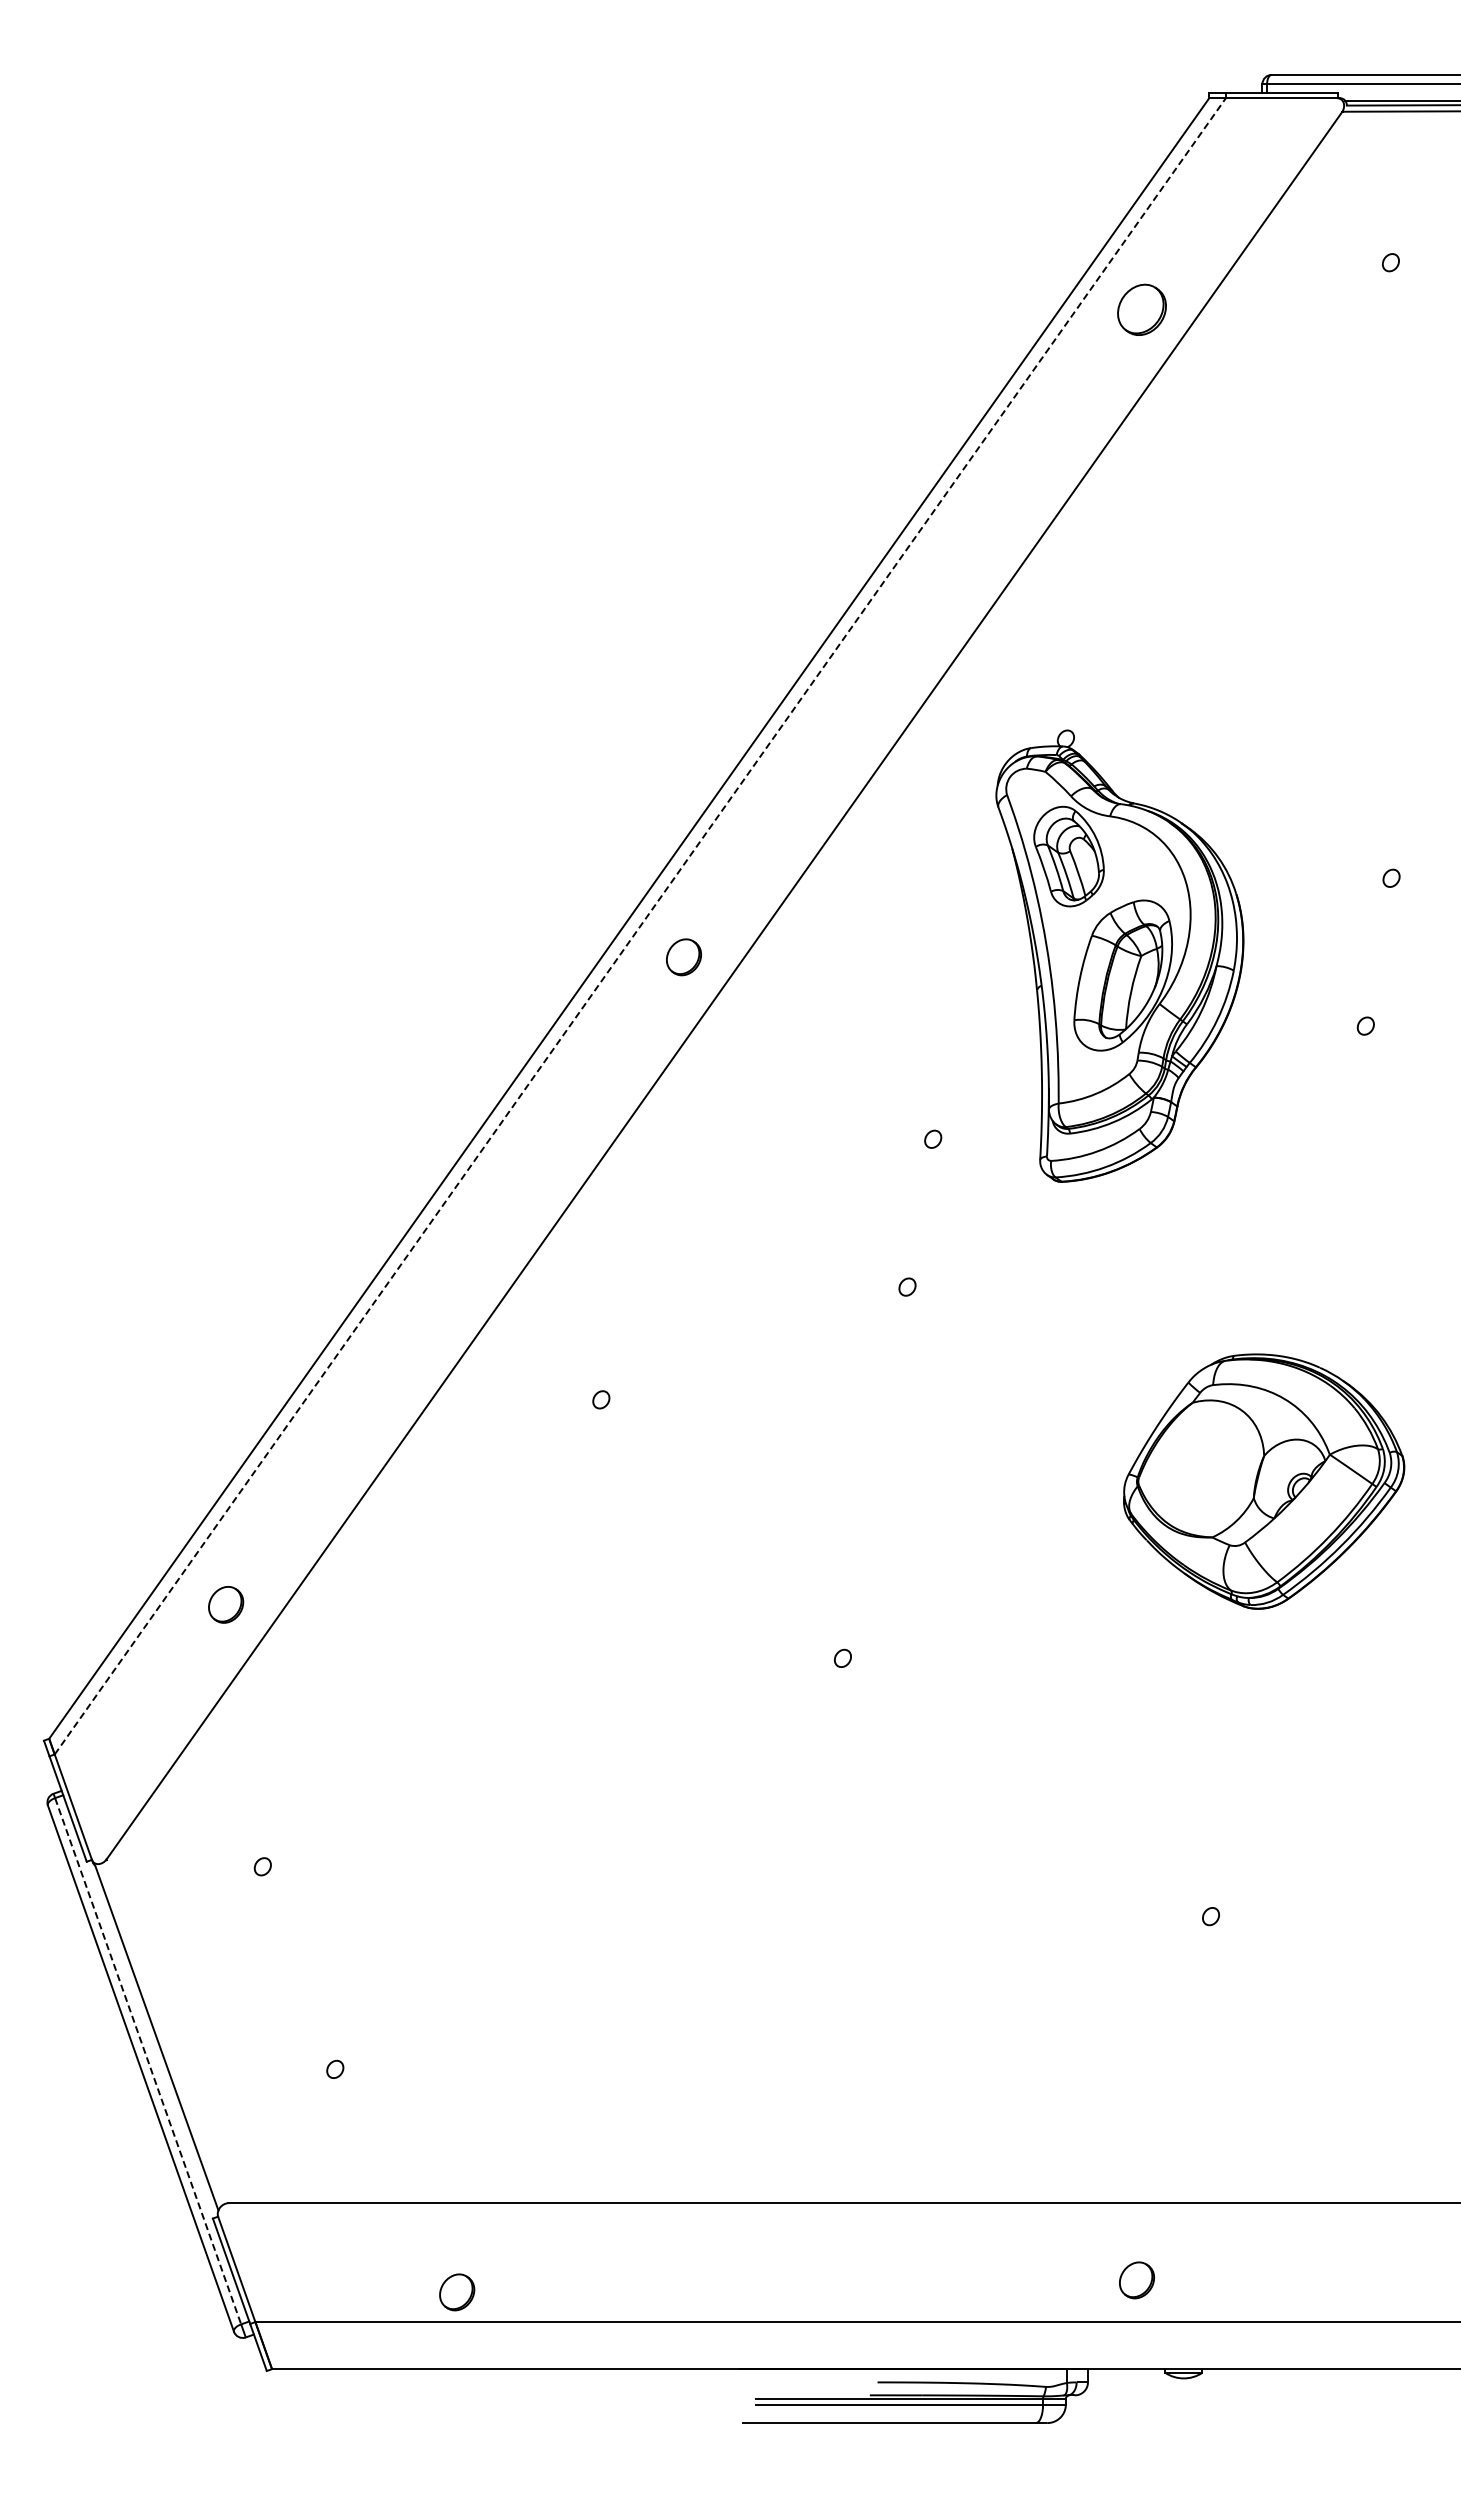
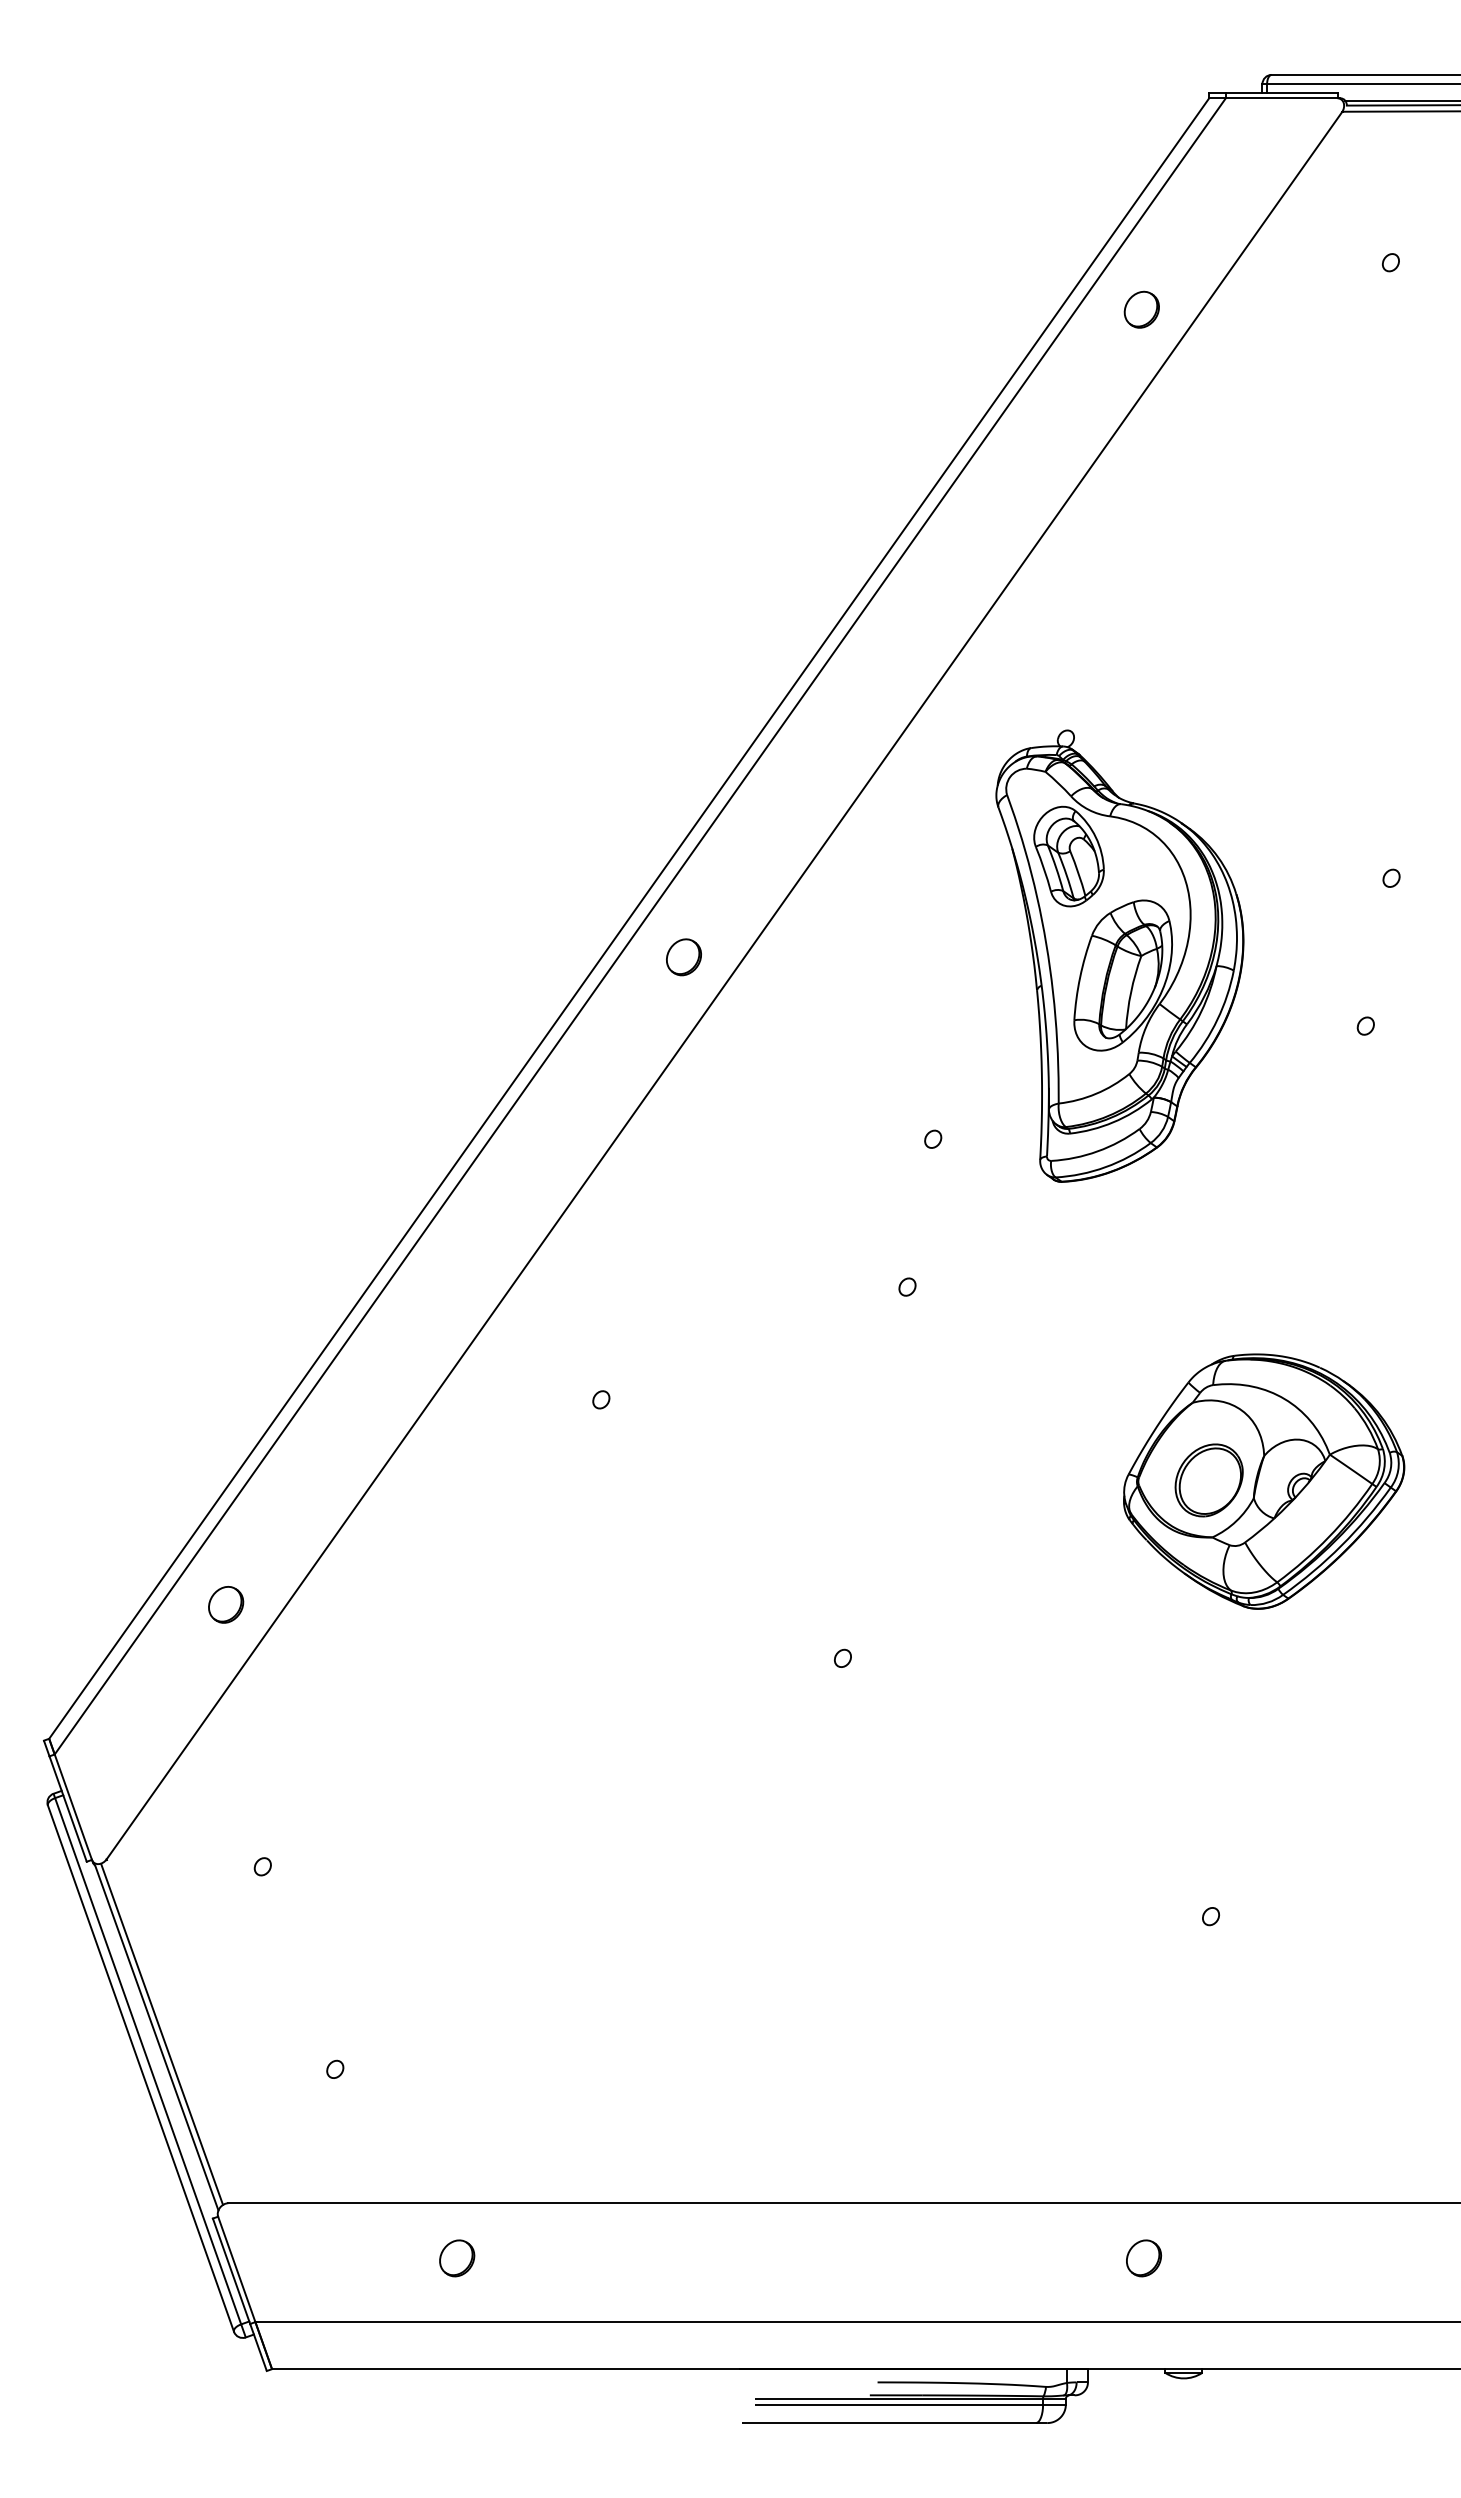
part size: 50x53 px -> 37x39 px (1141, 309)
line: dashed -> solid (640, 926)
part: none -> present (1208, 1480)
line: none -> present (162, 2034)
line: dashed -> solid (148, 2061)
part position: (1137, 2280) -> (1144, 2258) (1144, 2258)
part position: (457, 2292) -> (457, 2258) (457, 2258)
